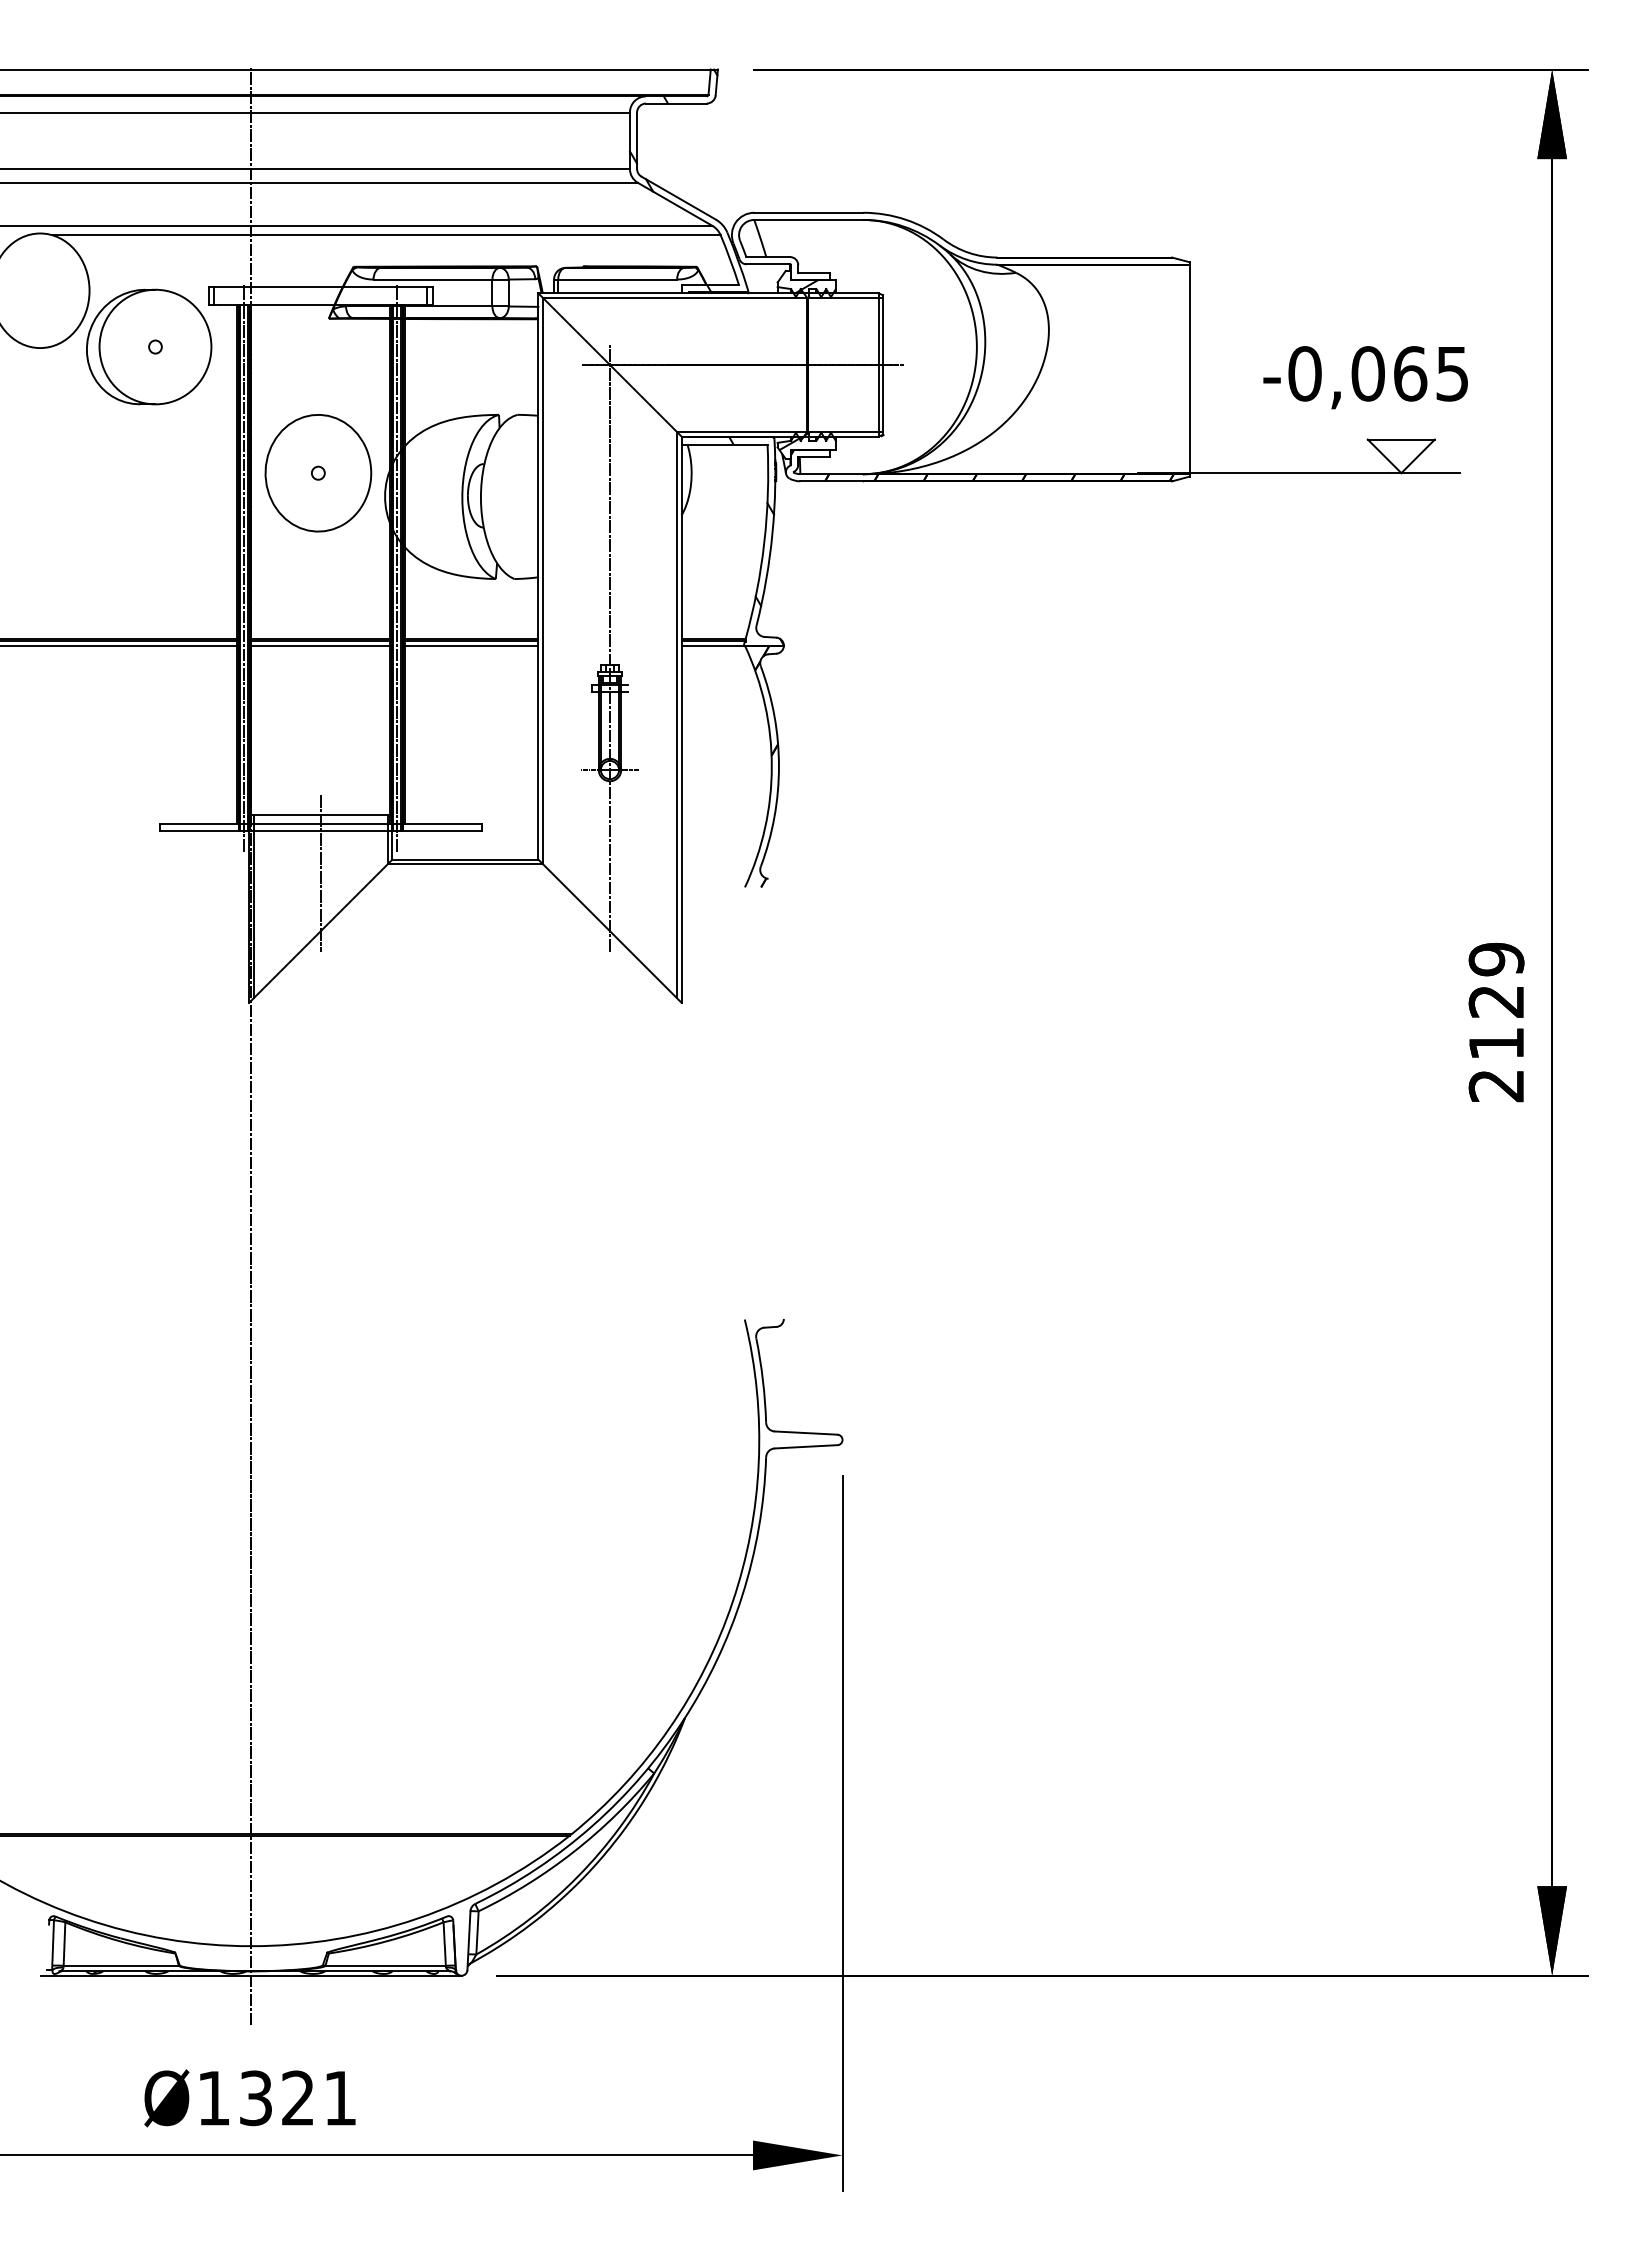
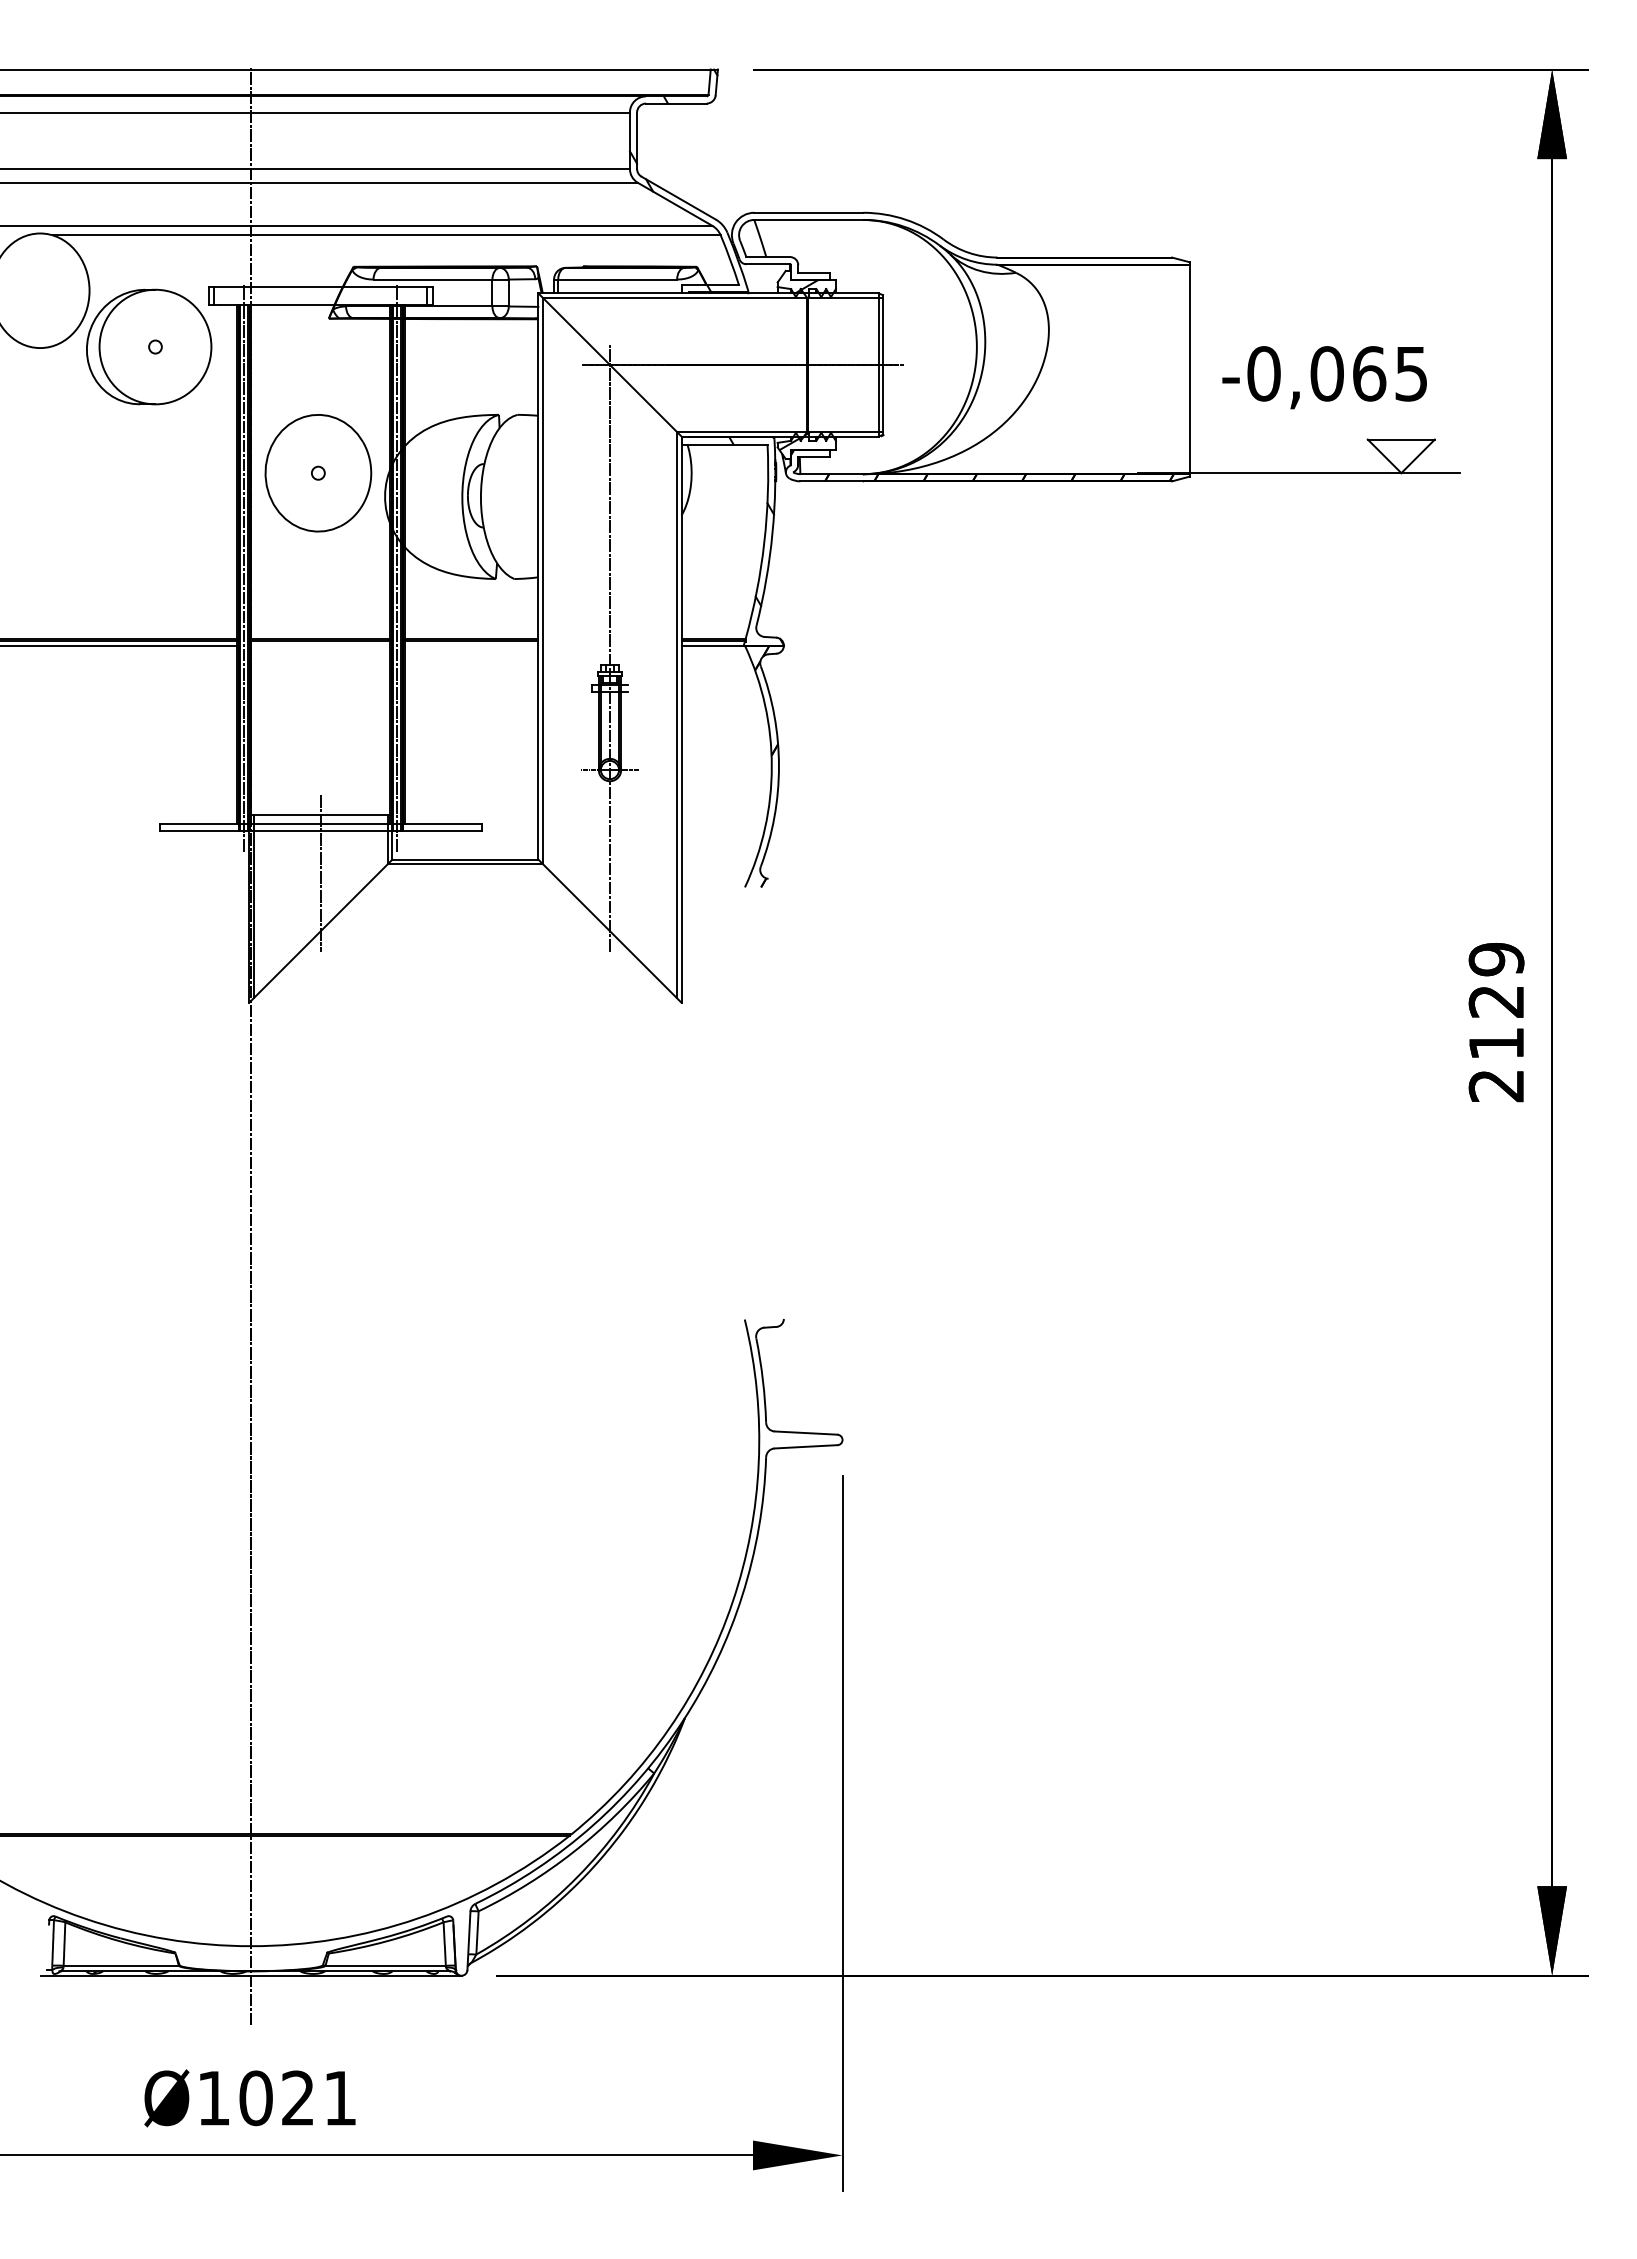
text position: (1365, 377) -> (1324, 377) (1324, 377)
line: present -> none (320, 645)
line: present -> none (471, 645)
text: Ø1321 -> Ø1021 (255, 2098)
